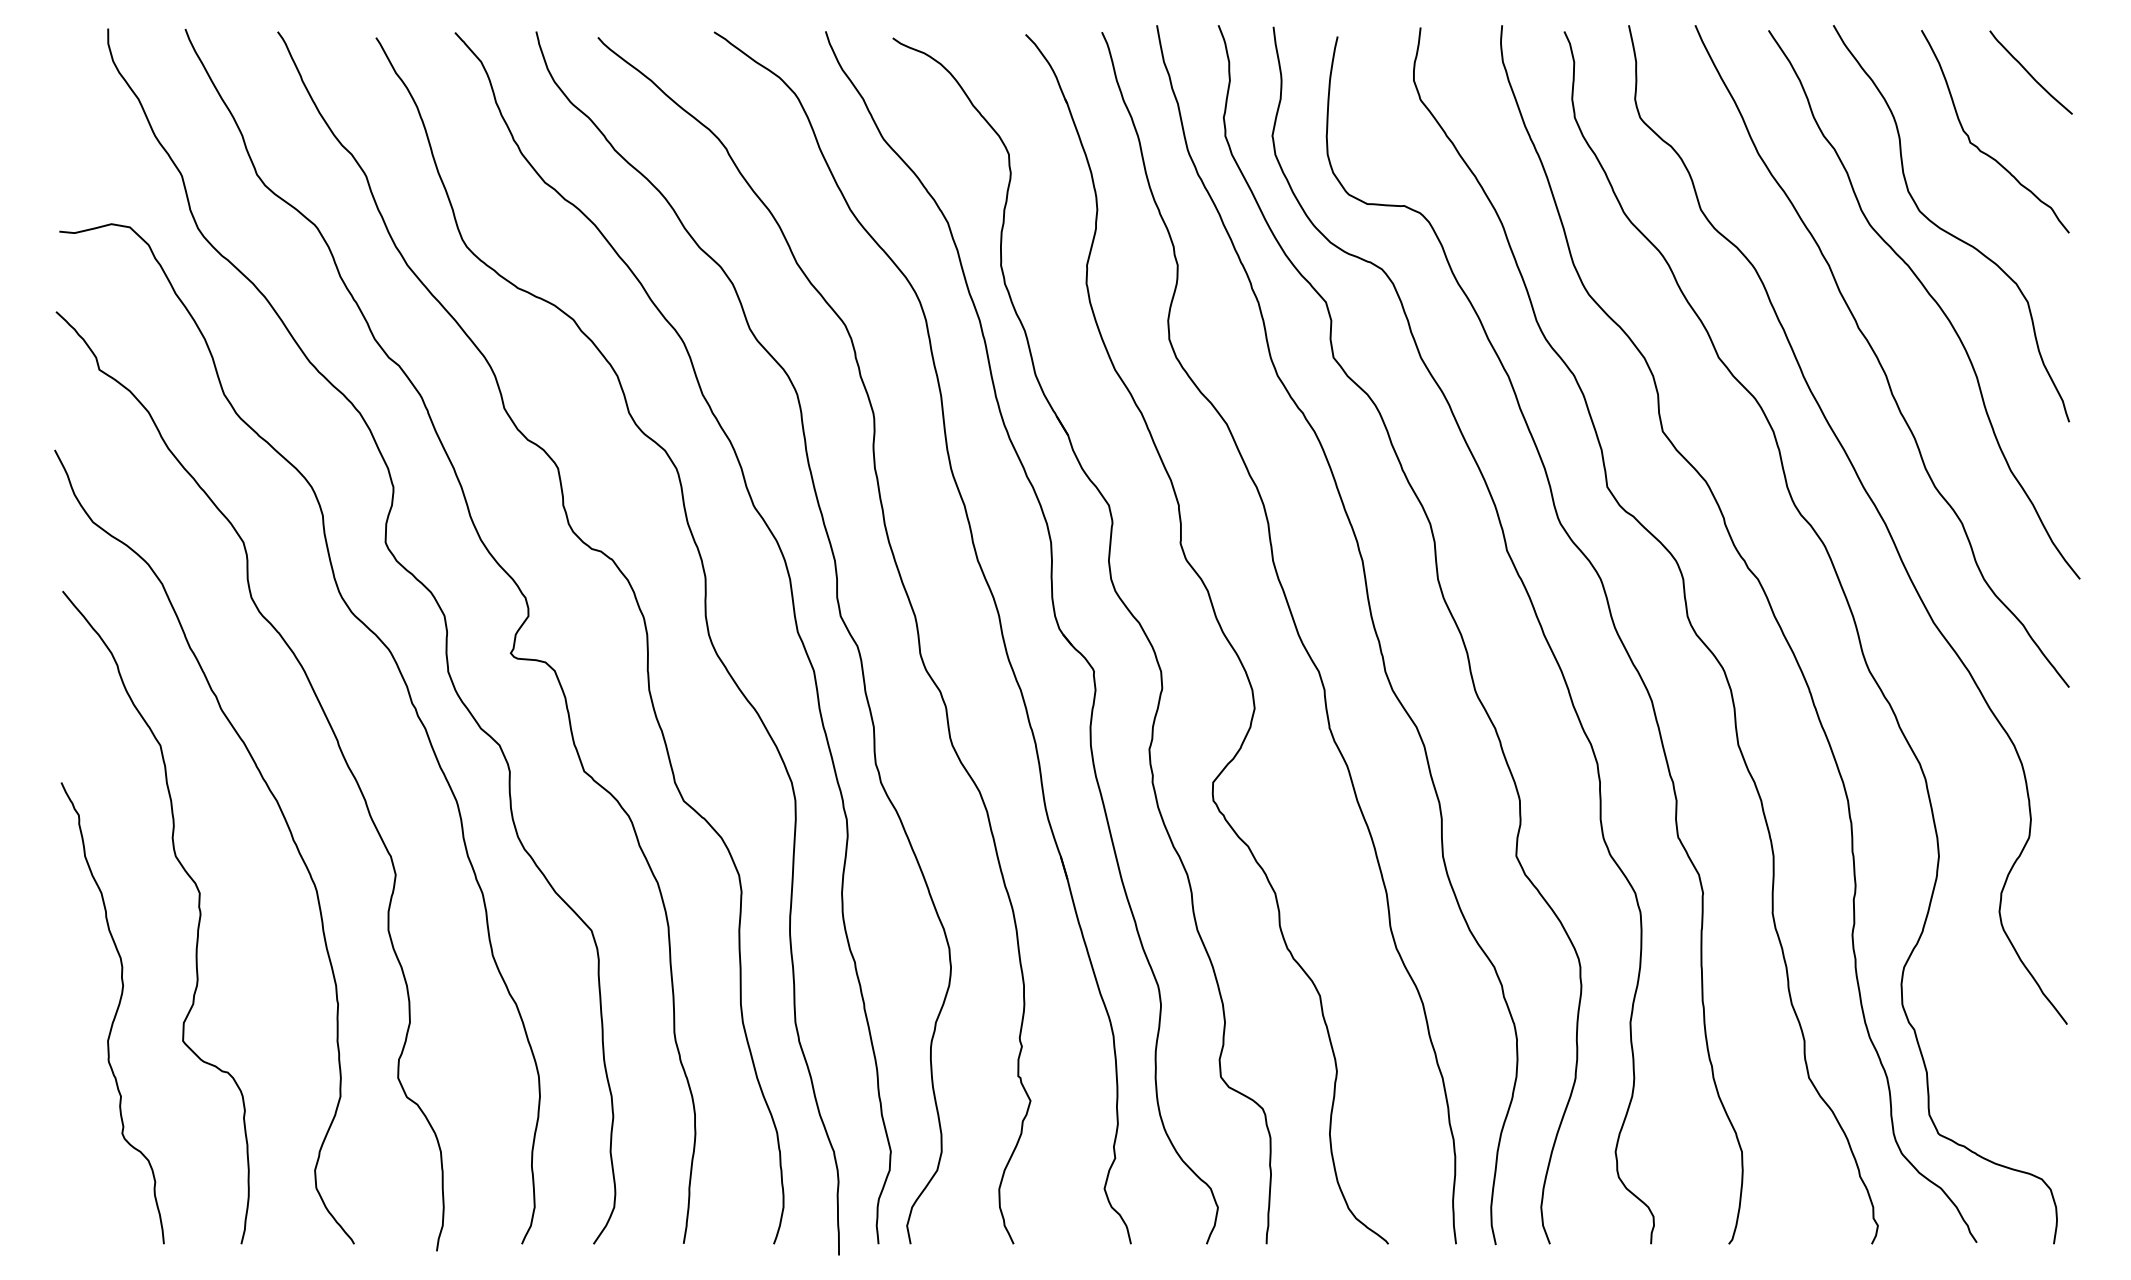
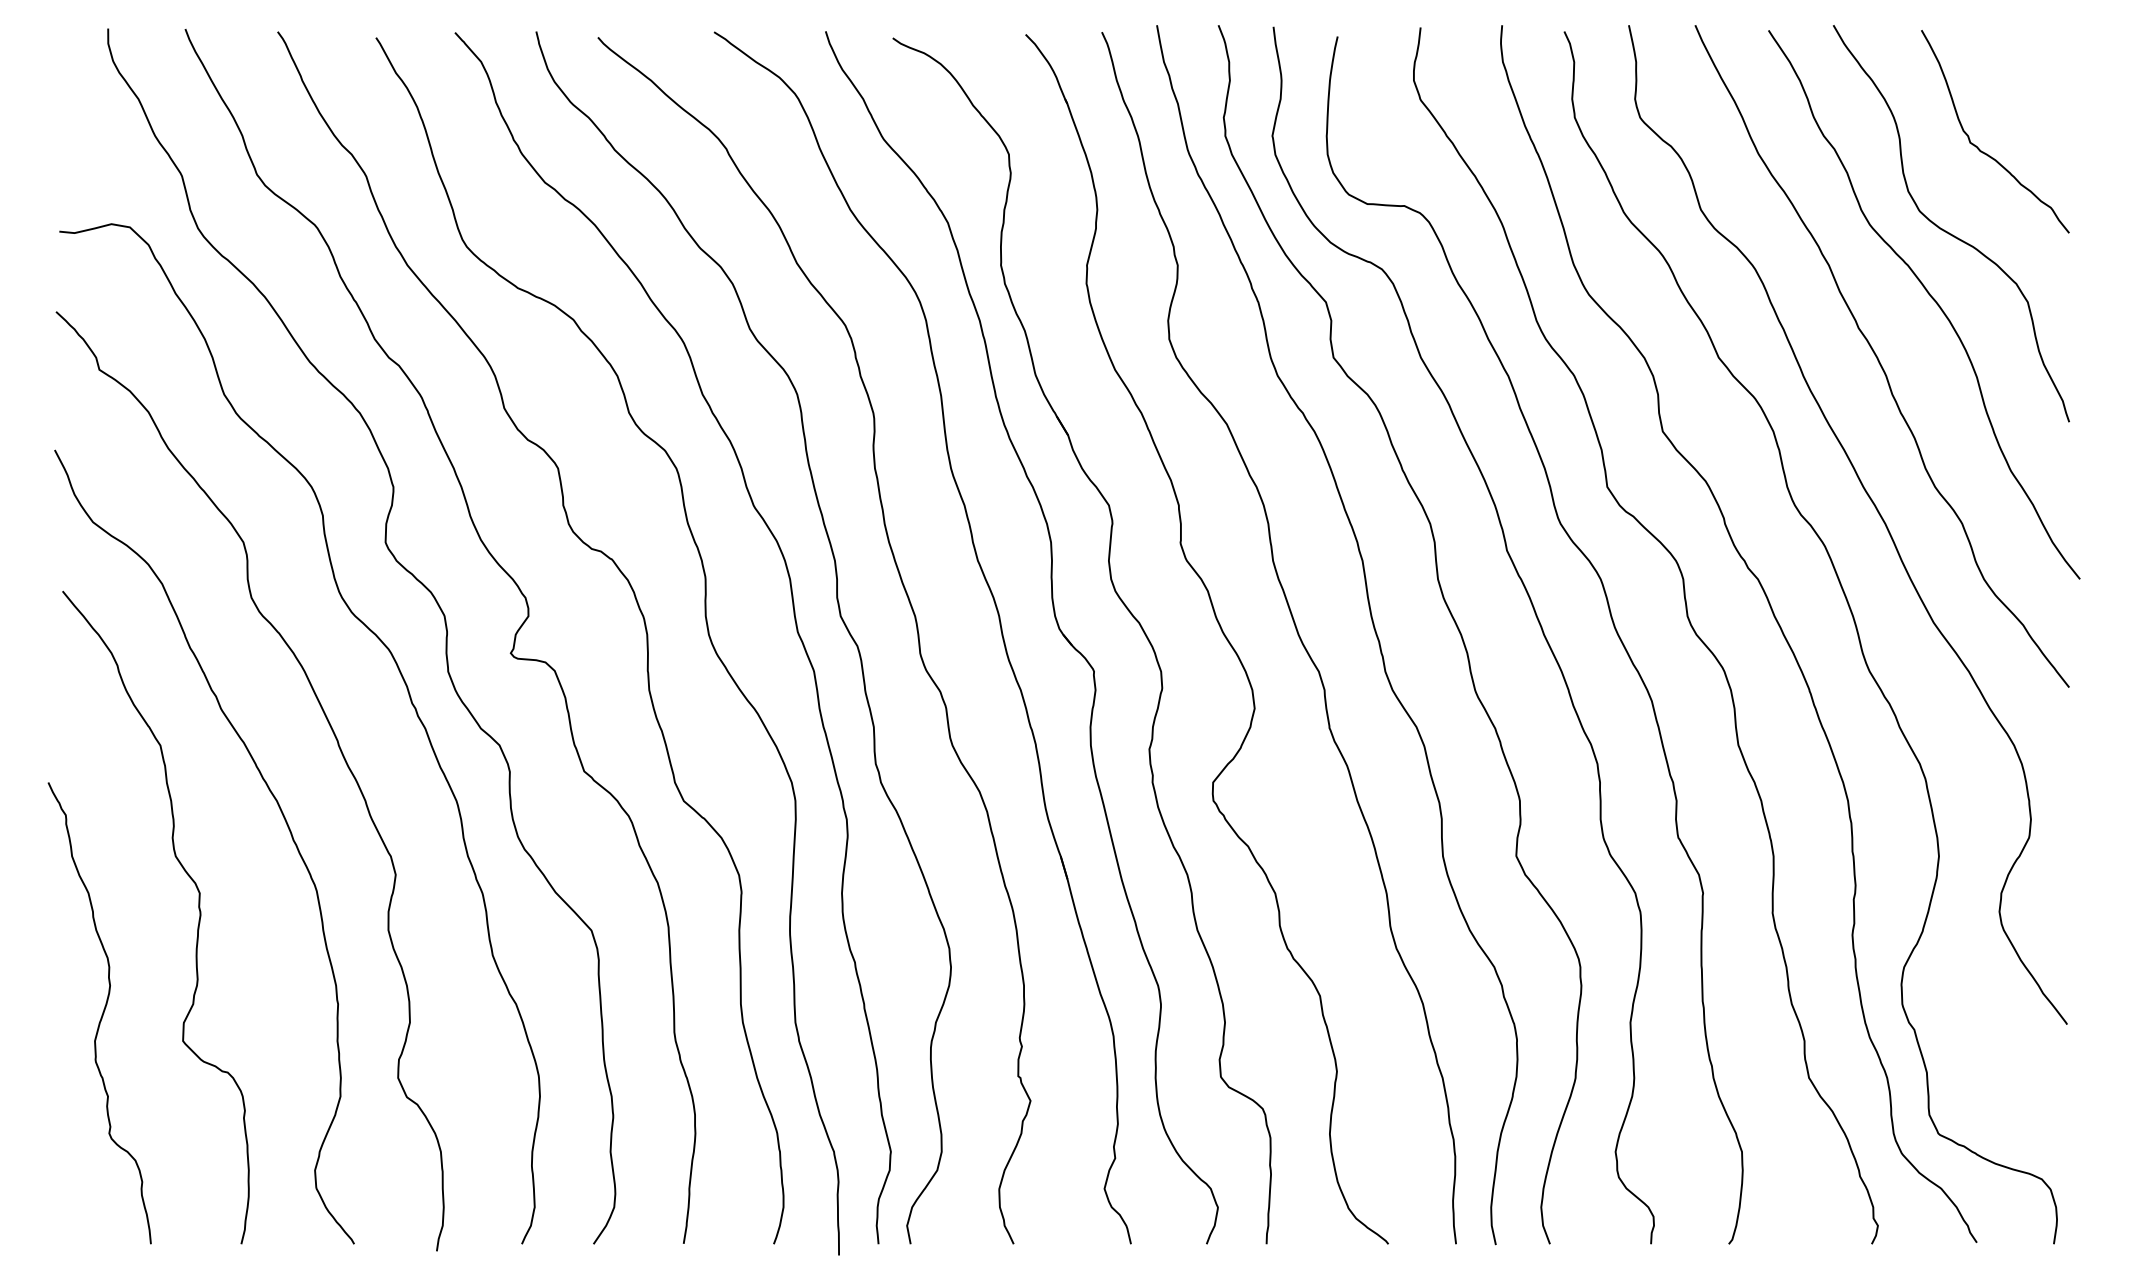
curve: present -> none (2029, 72)
curve position: (114, 1014) -> (101, 1014) (101, 1014)
